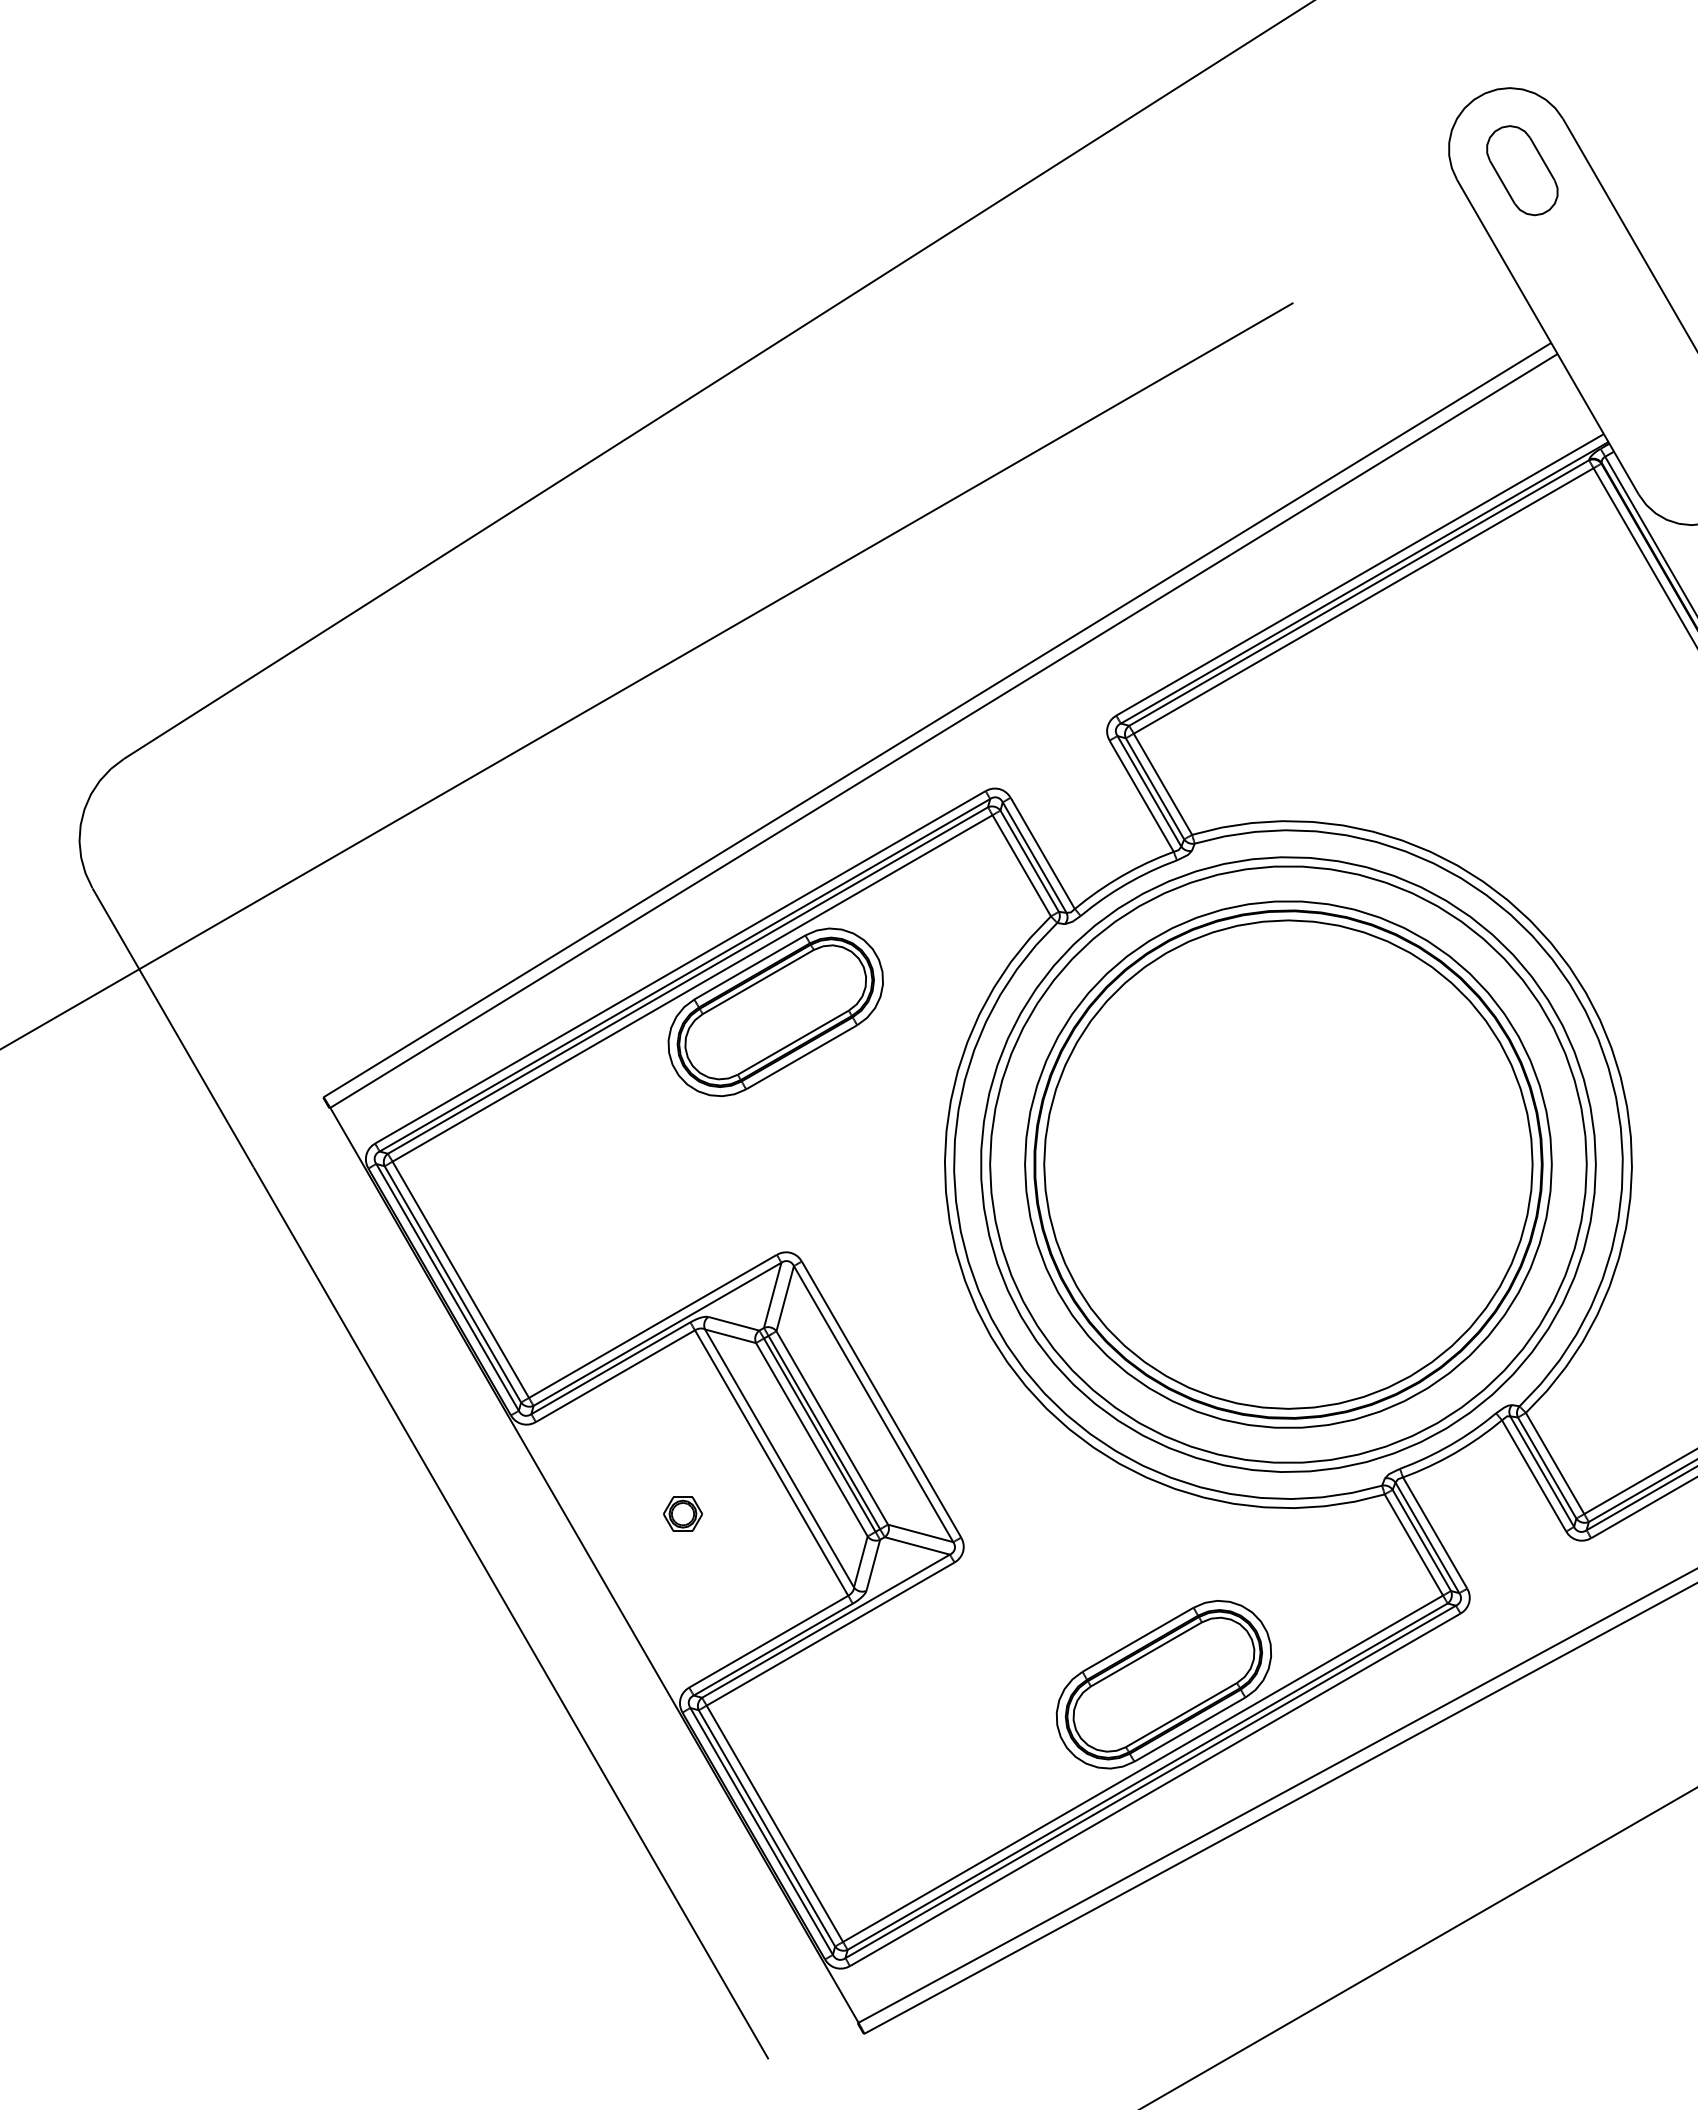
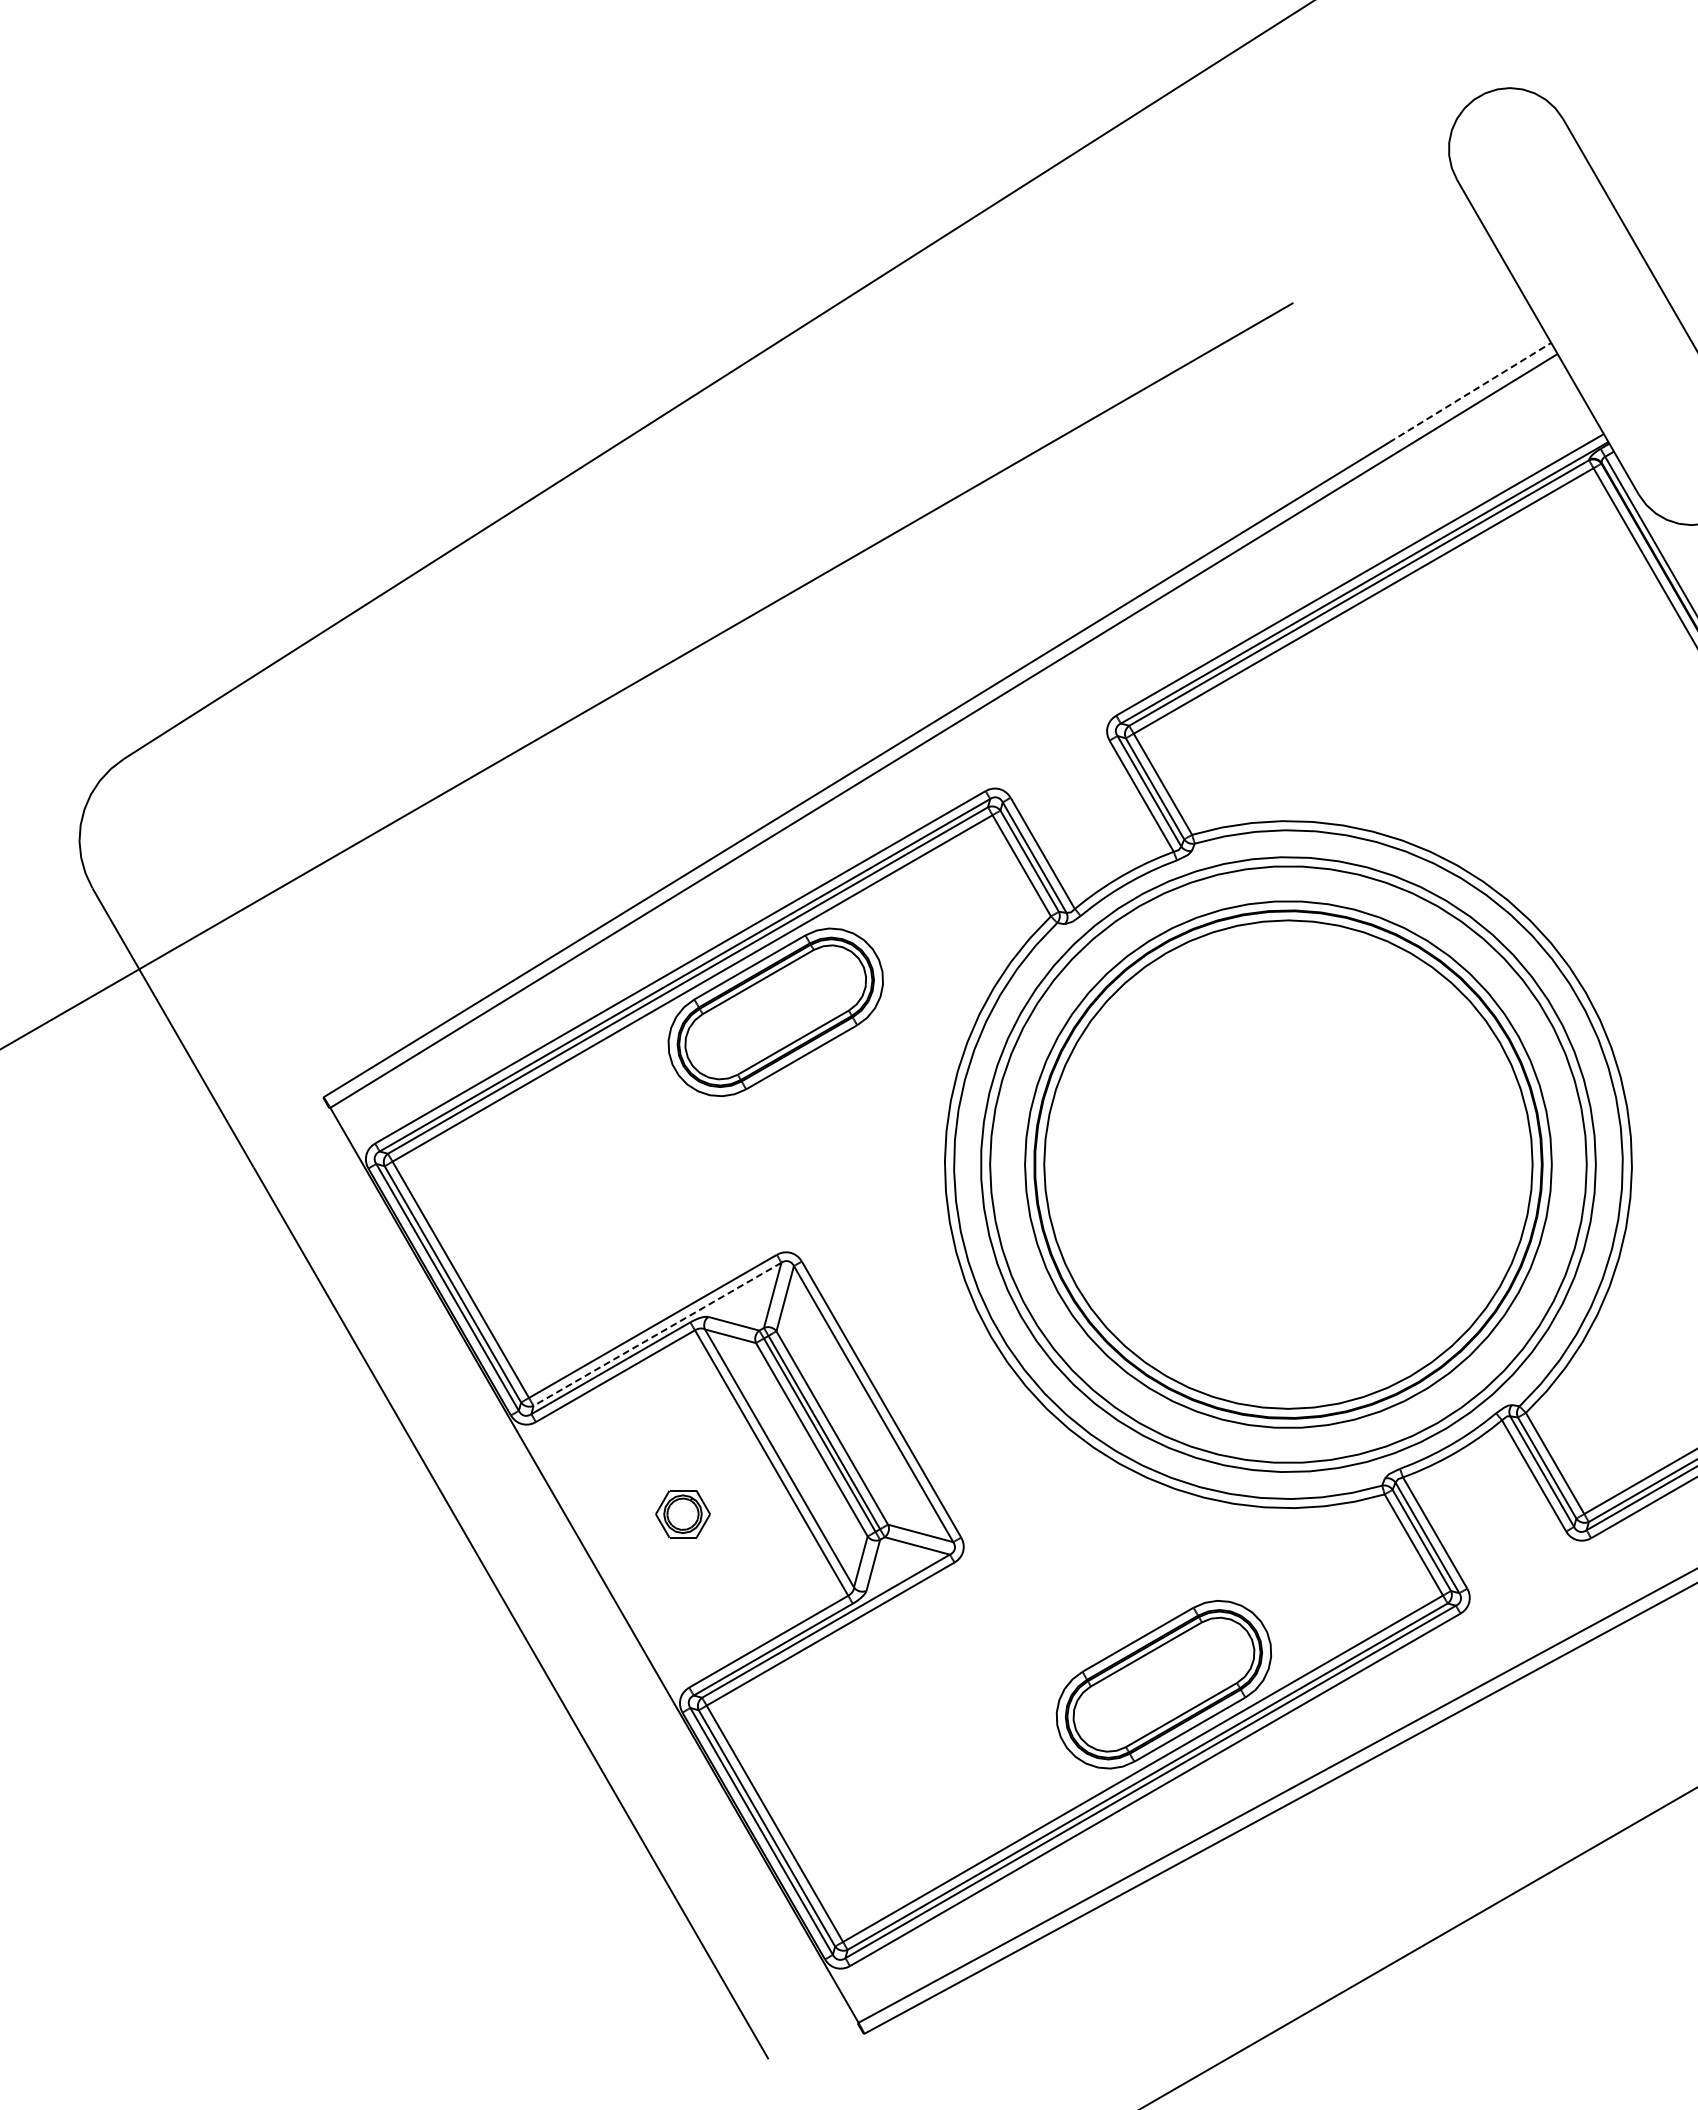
part: present -> none (1522, 170)
line: solid -> dashed (1470, 392)
line: solid -> dashed (657, 1334)
part size: 40x36 px -> 56x49 px (682, 1514)
